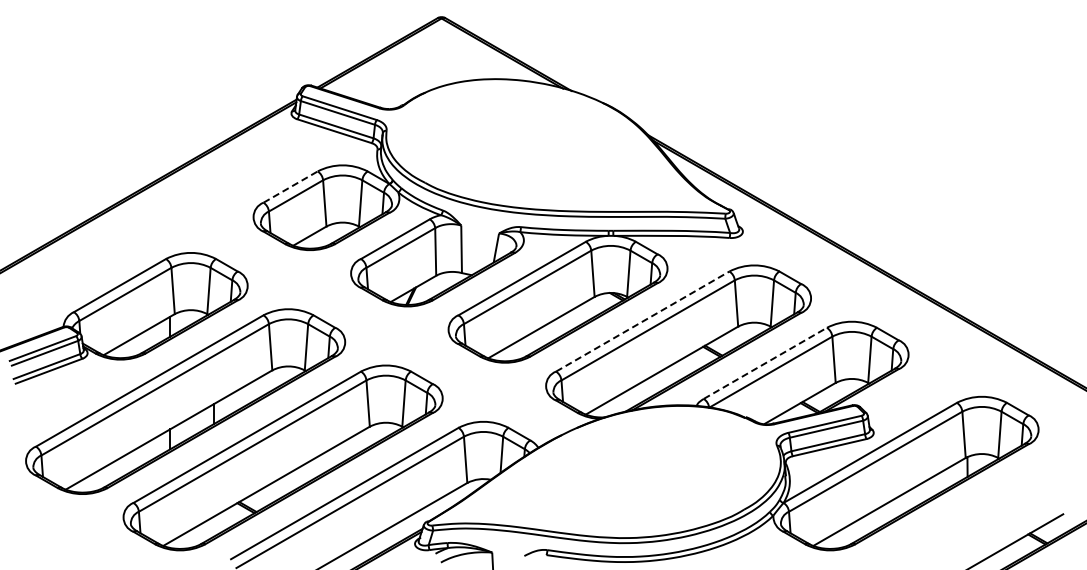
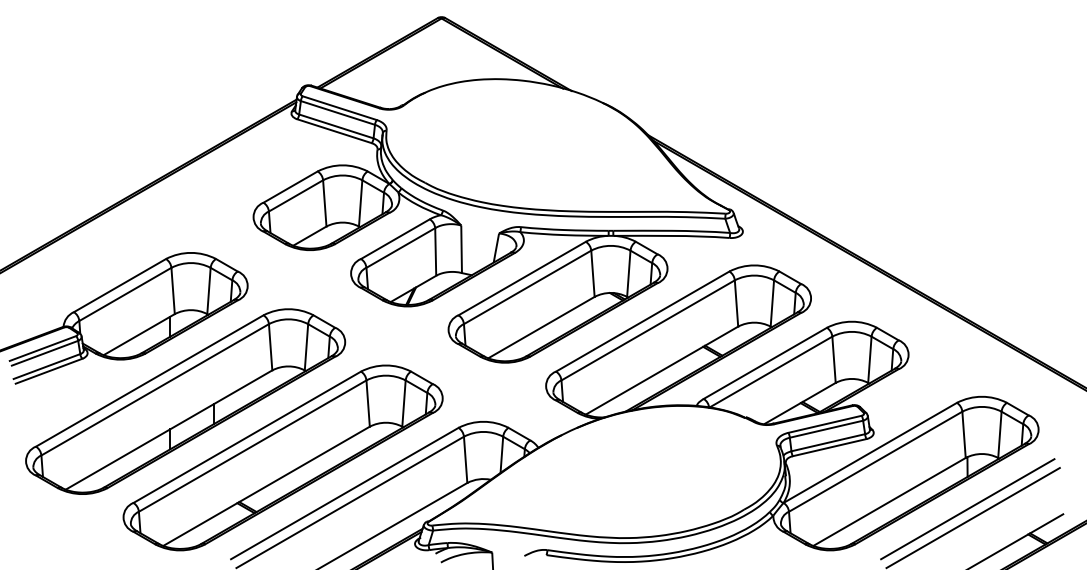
line: dashed -> solid (291, 186)
line: dashed -> solid (643, 321)
line: dashed -> solid (765, 363)
line: none -> present (967, 509)
line: none -> present (974, 516)
